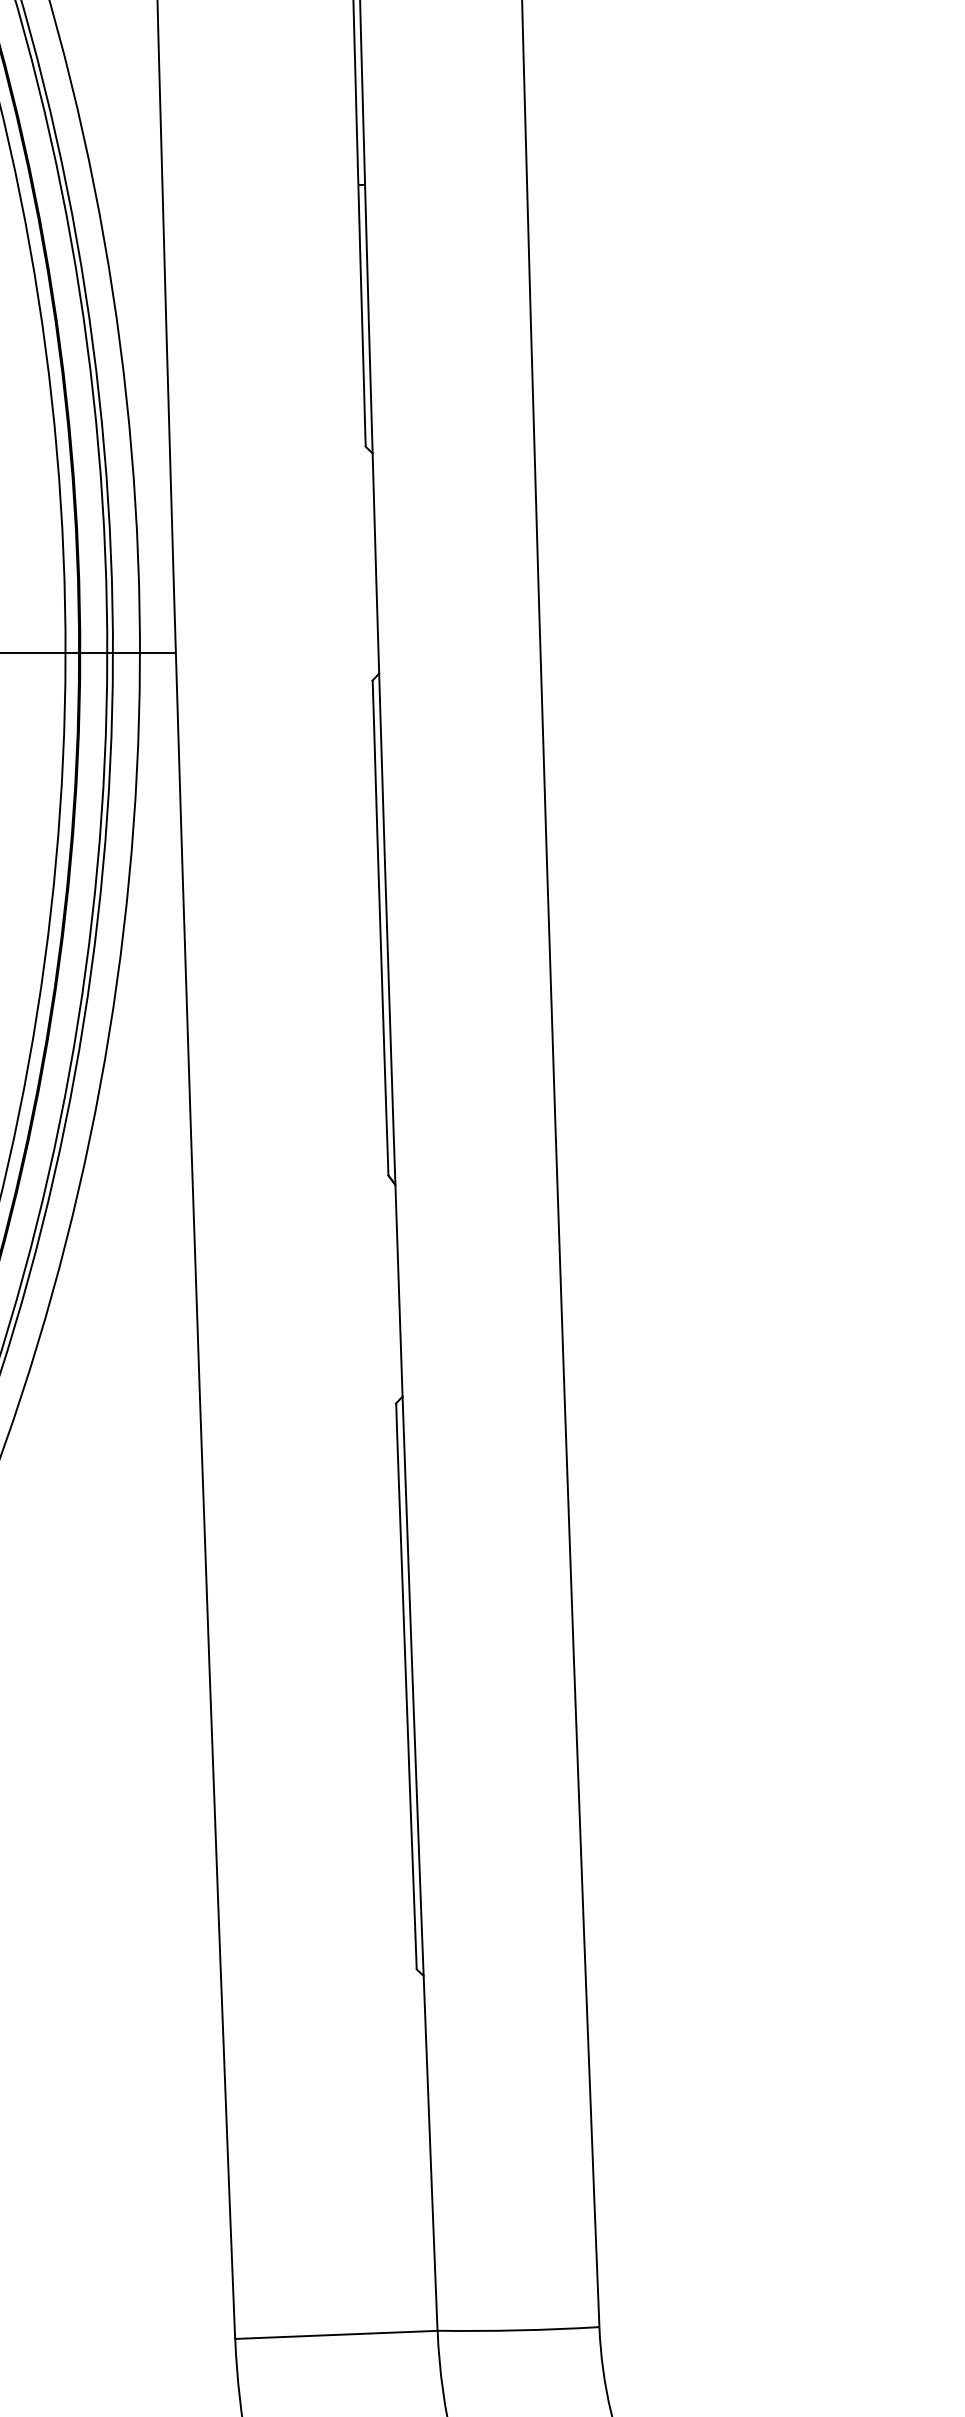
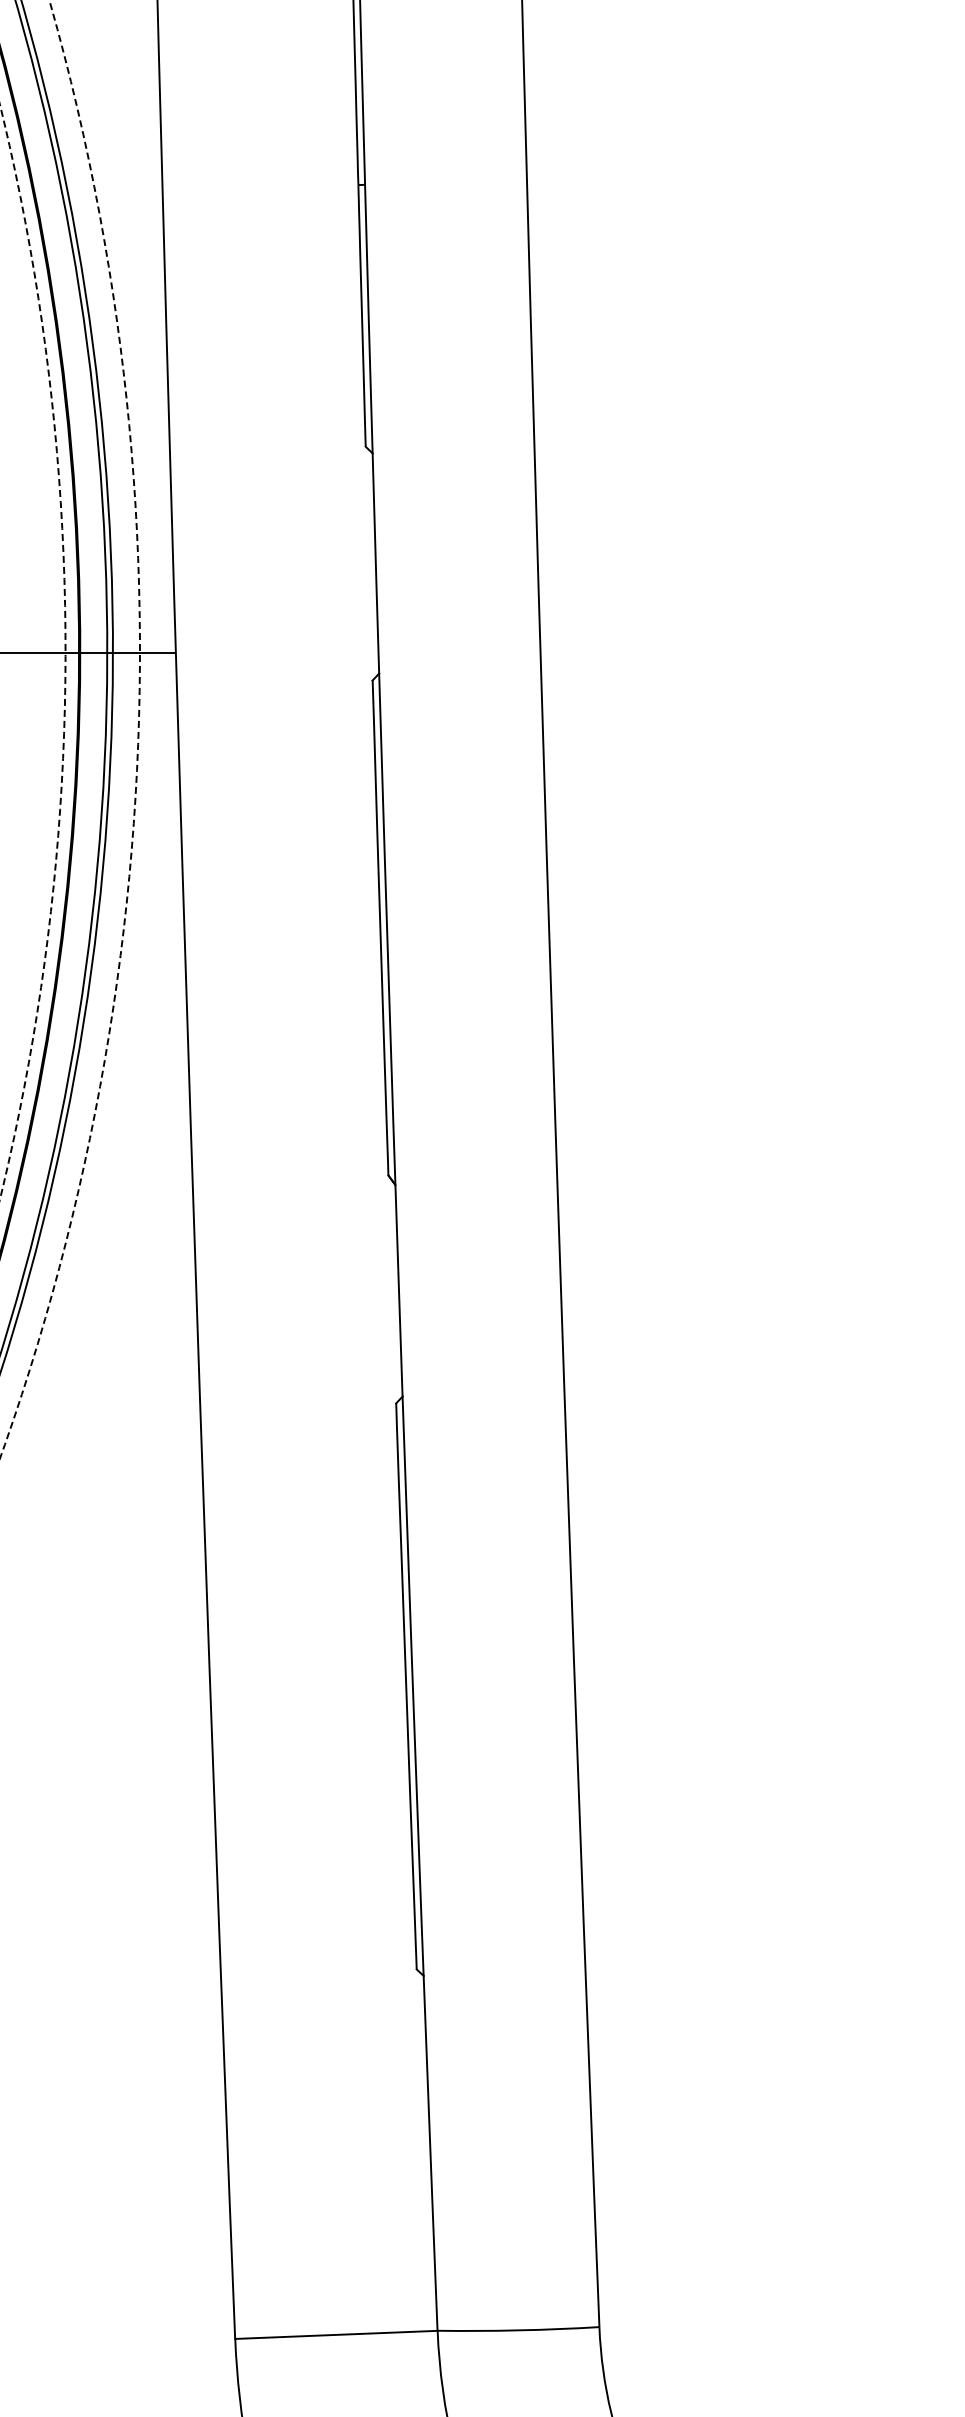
arc: solid -> dashed (65, 654)
arc: solid -> dashed (138, 734)
